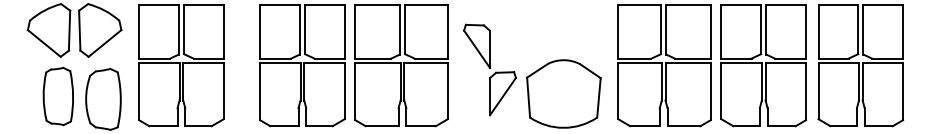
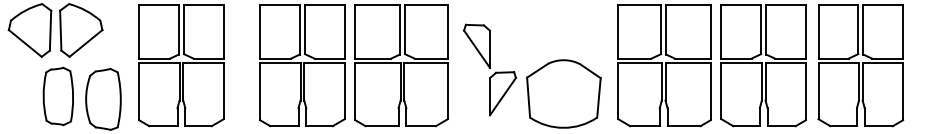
part position: (74, 30) -> (55, 30) (55, 30)
